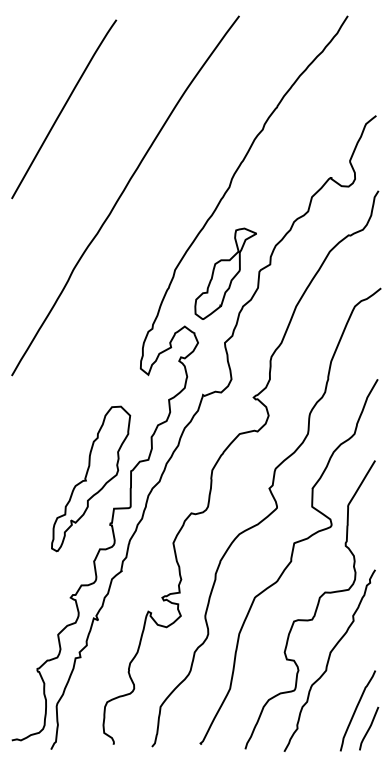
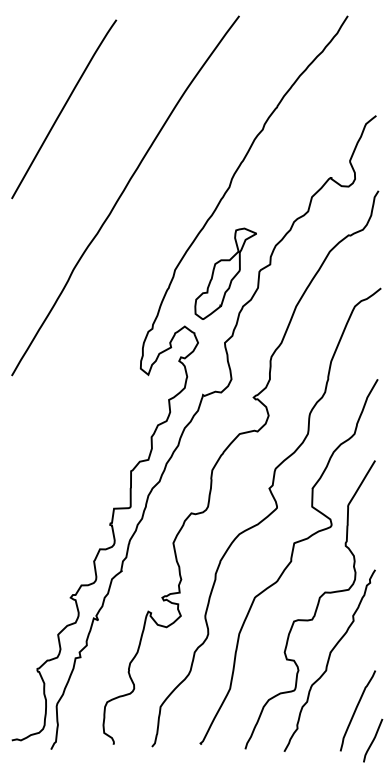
part: present -> none (91, 478)
curve position: (369, 728) -> (373, 740) (373, 740)
